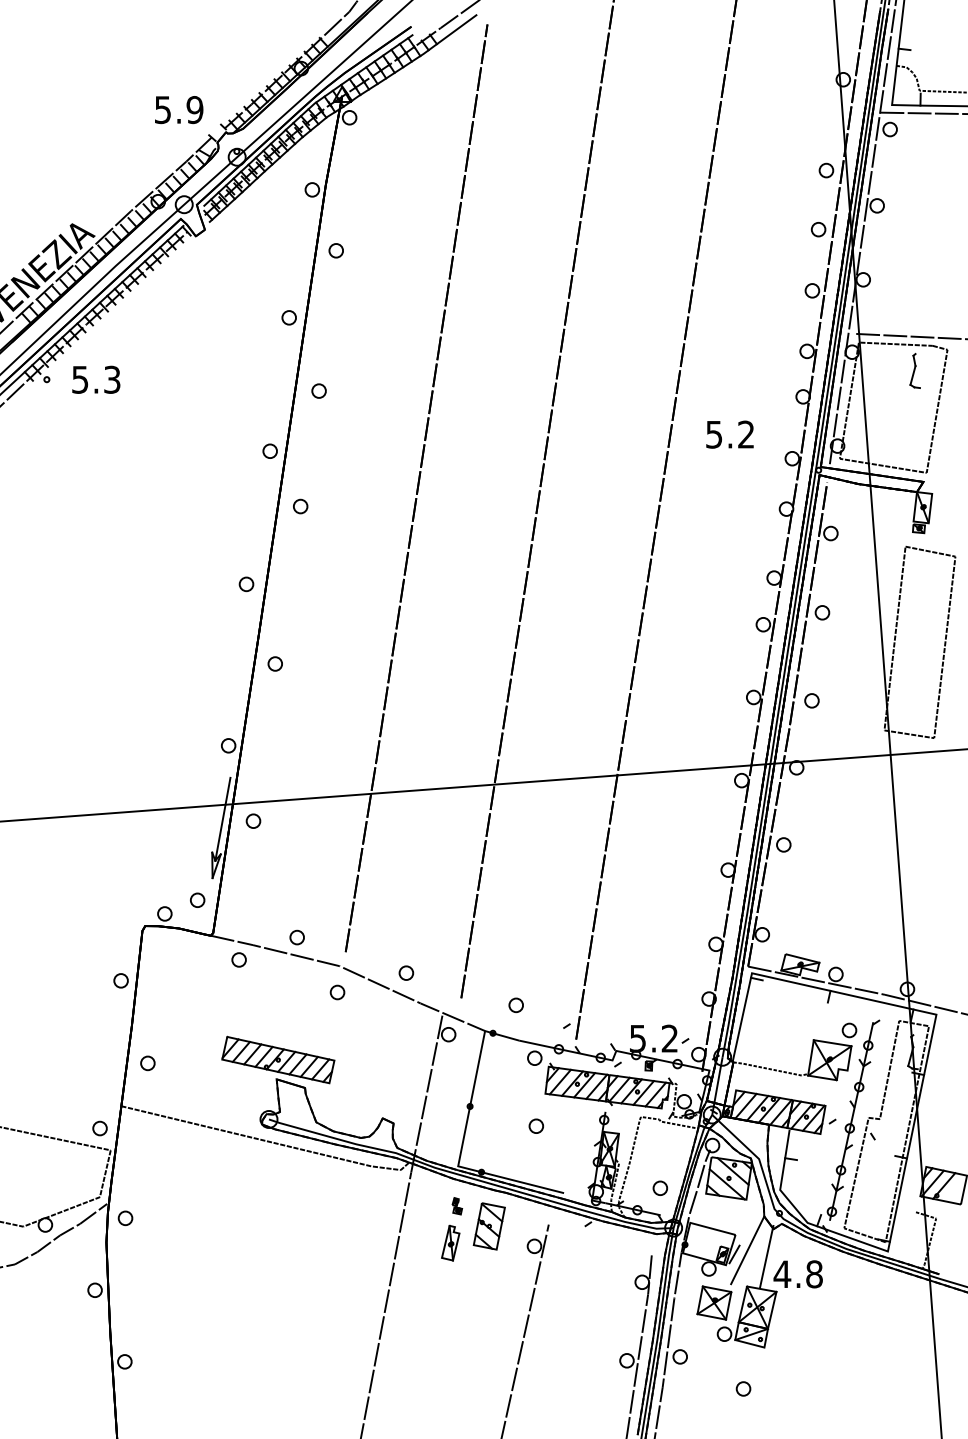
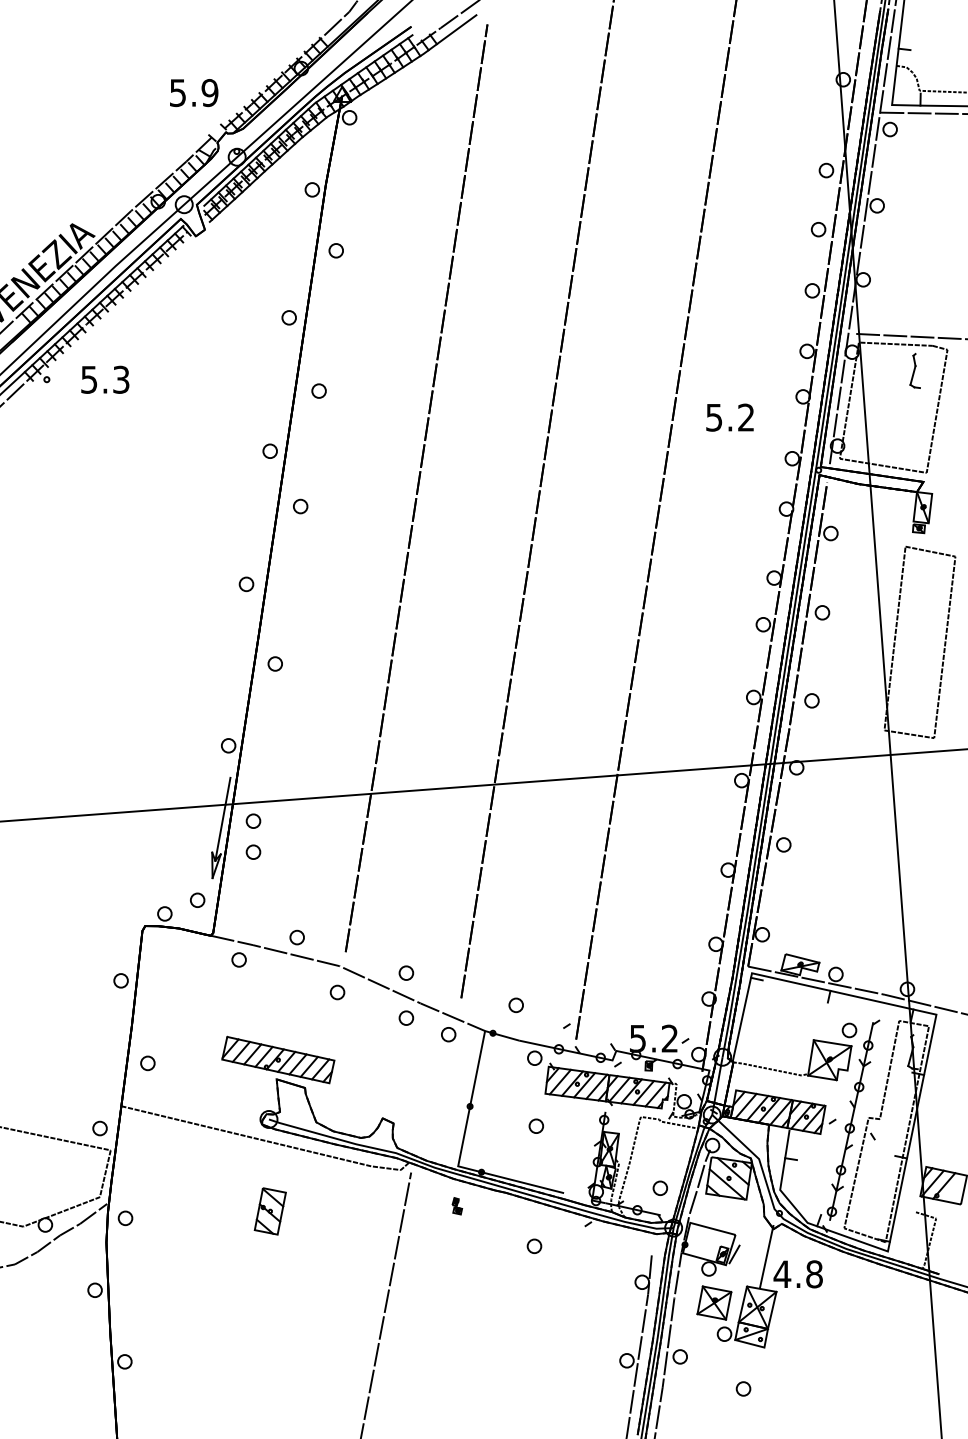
text position: (179, 110) -> (194, 93) (194, 93)
text position: (96, 379) -> (105, 379) (105, 379)
text position: (729, 434) -> (729, 417) (729, 417)
part: none -> present (253, 851)
part: none -> present (406, 1017)
line: present -> none (426, 1093)
part position: (488, 1226) -> (269, 1211) (269, 1211)
part: present -> none (450, 1242)
line: present -> none (747, 1250)
line: present -> none (525, 1329)
